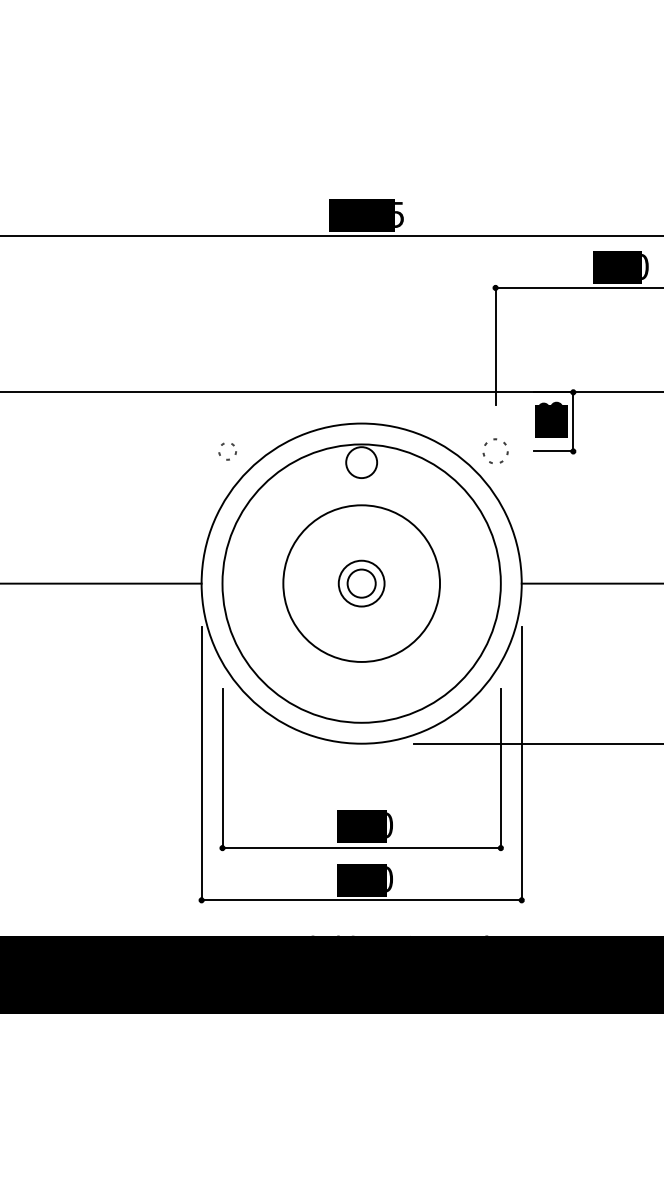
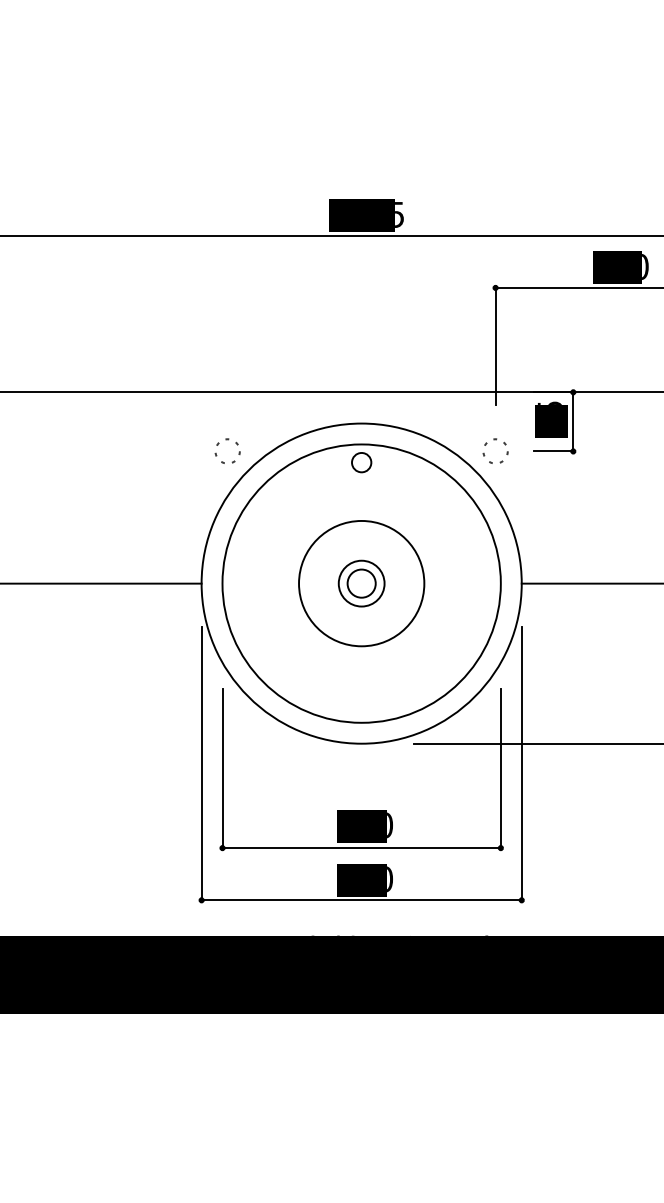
text: 83 -> 85 (549, 402)
circle size: 19x19 px -> 27x26 px (227, 450)
circle diameter: 31 px -> 19 px (361, 462)
circle diameter: 157 px -> 125 px (361, 583)
